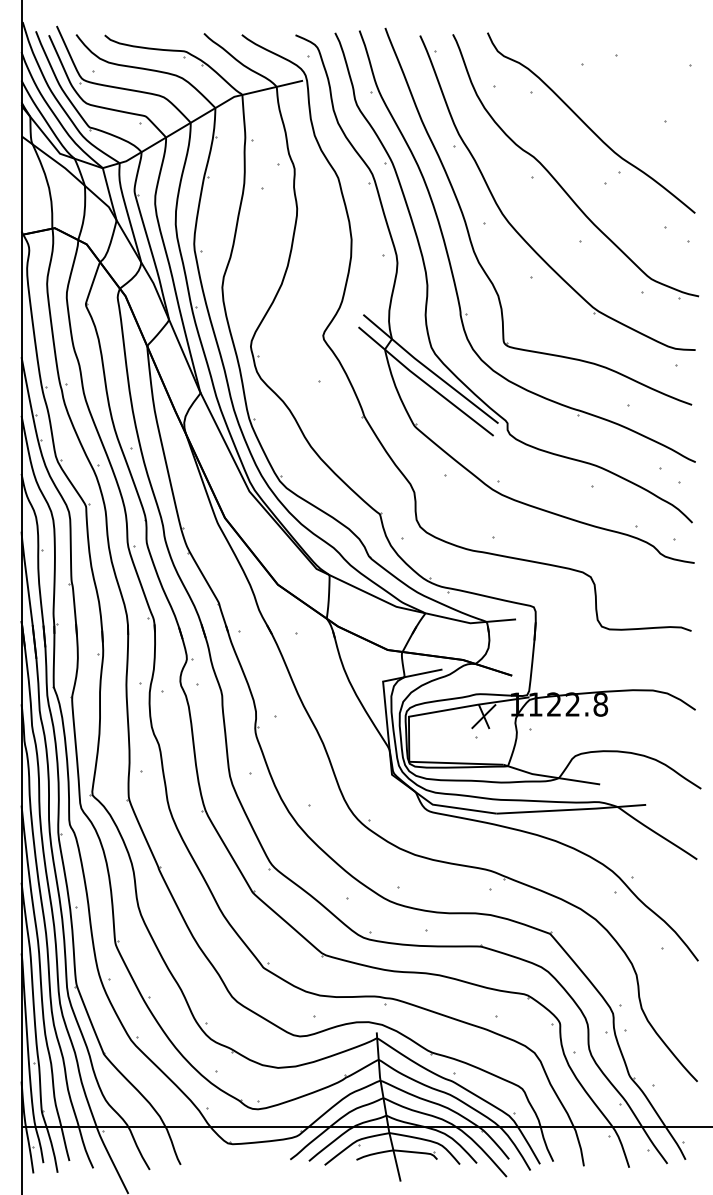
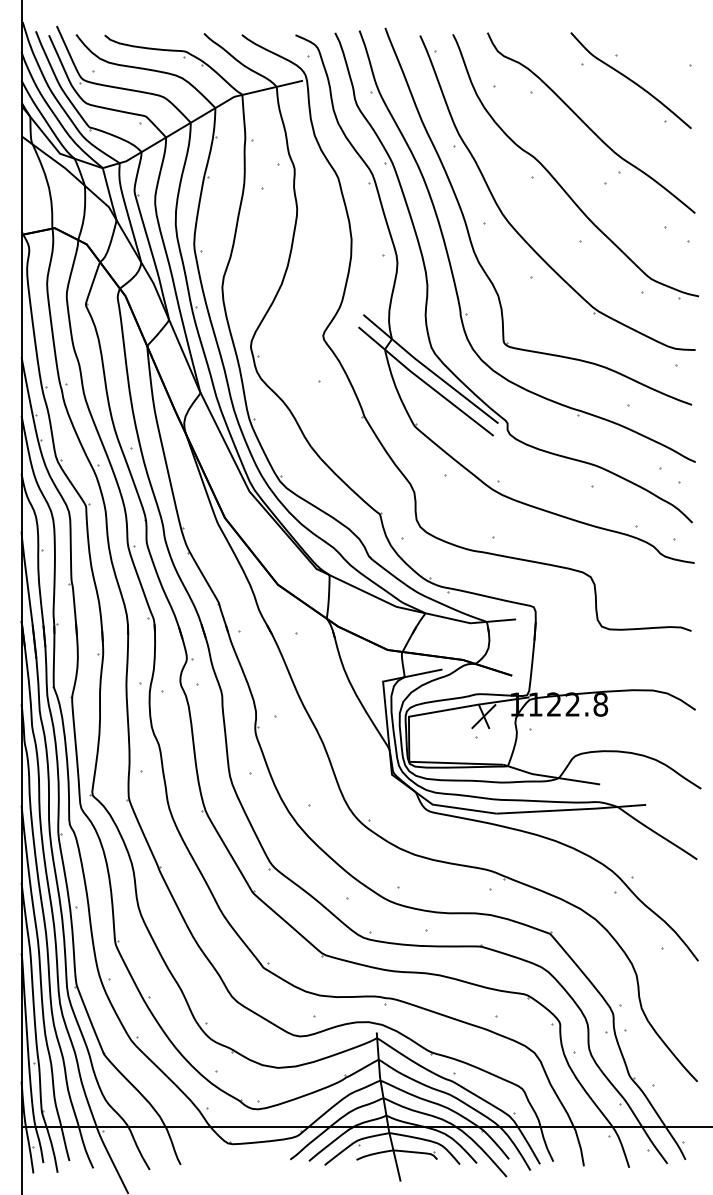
curve: none -> present (630, 80)
